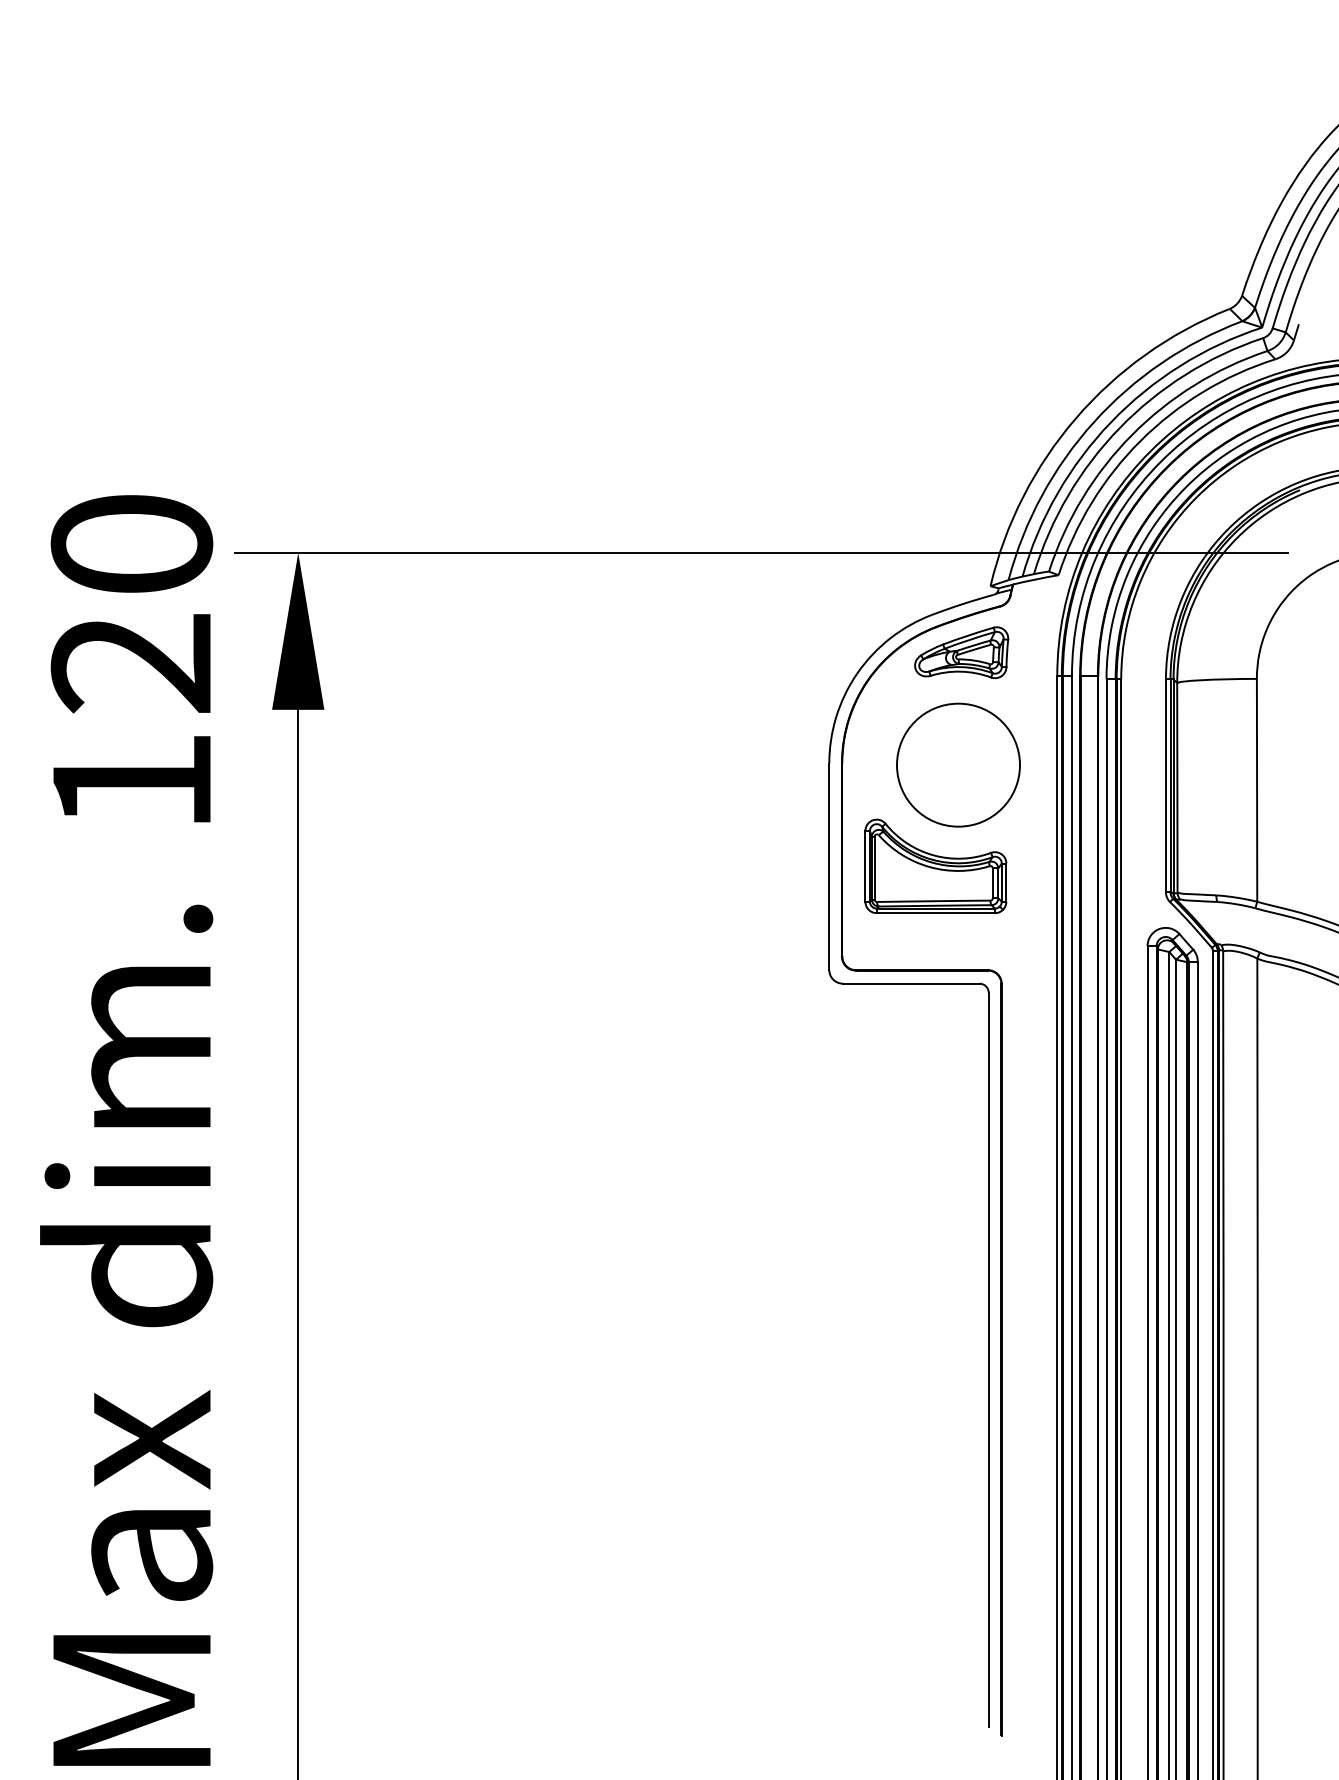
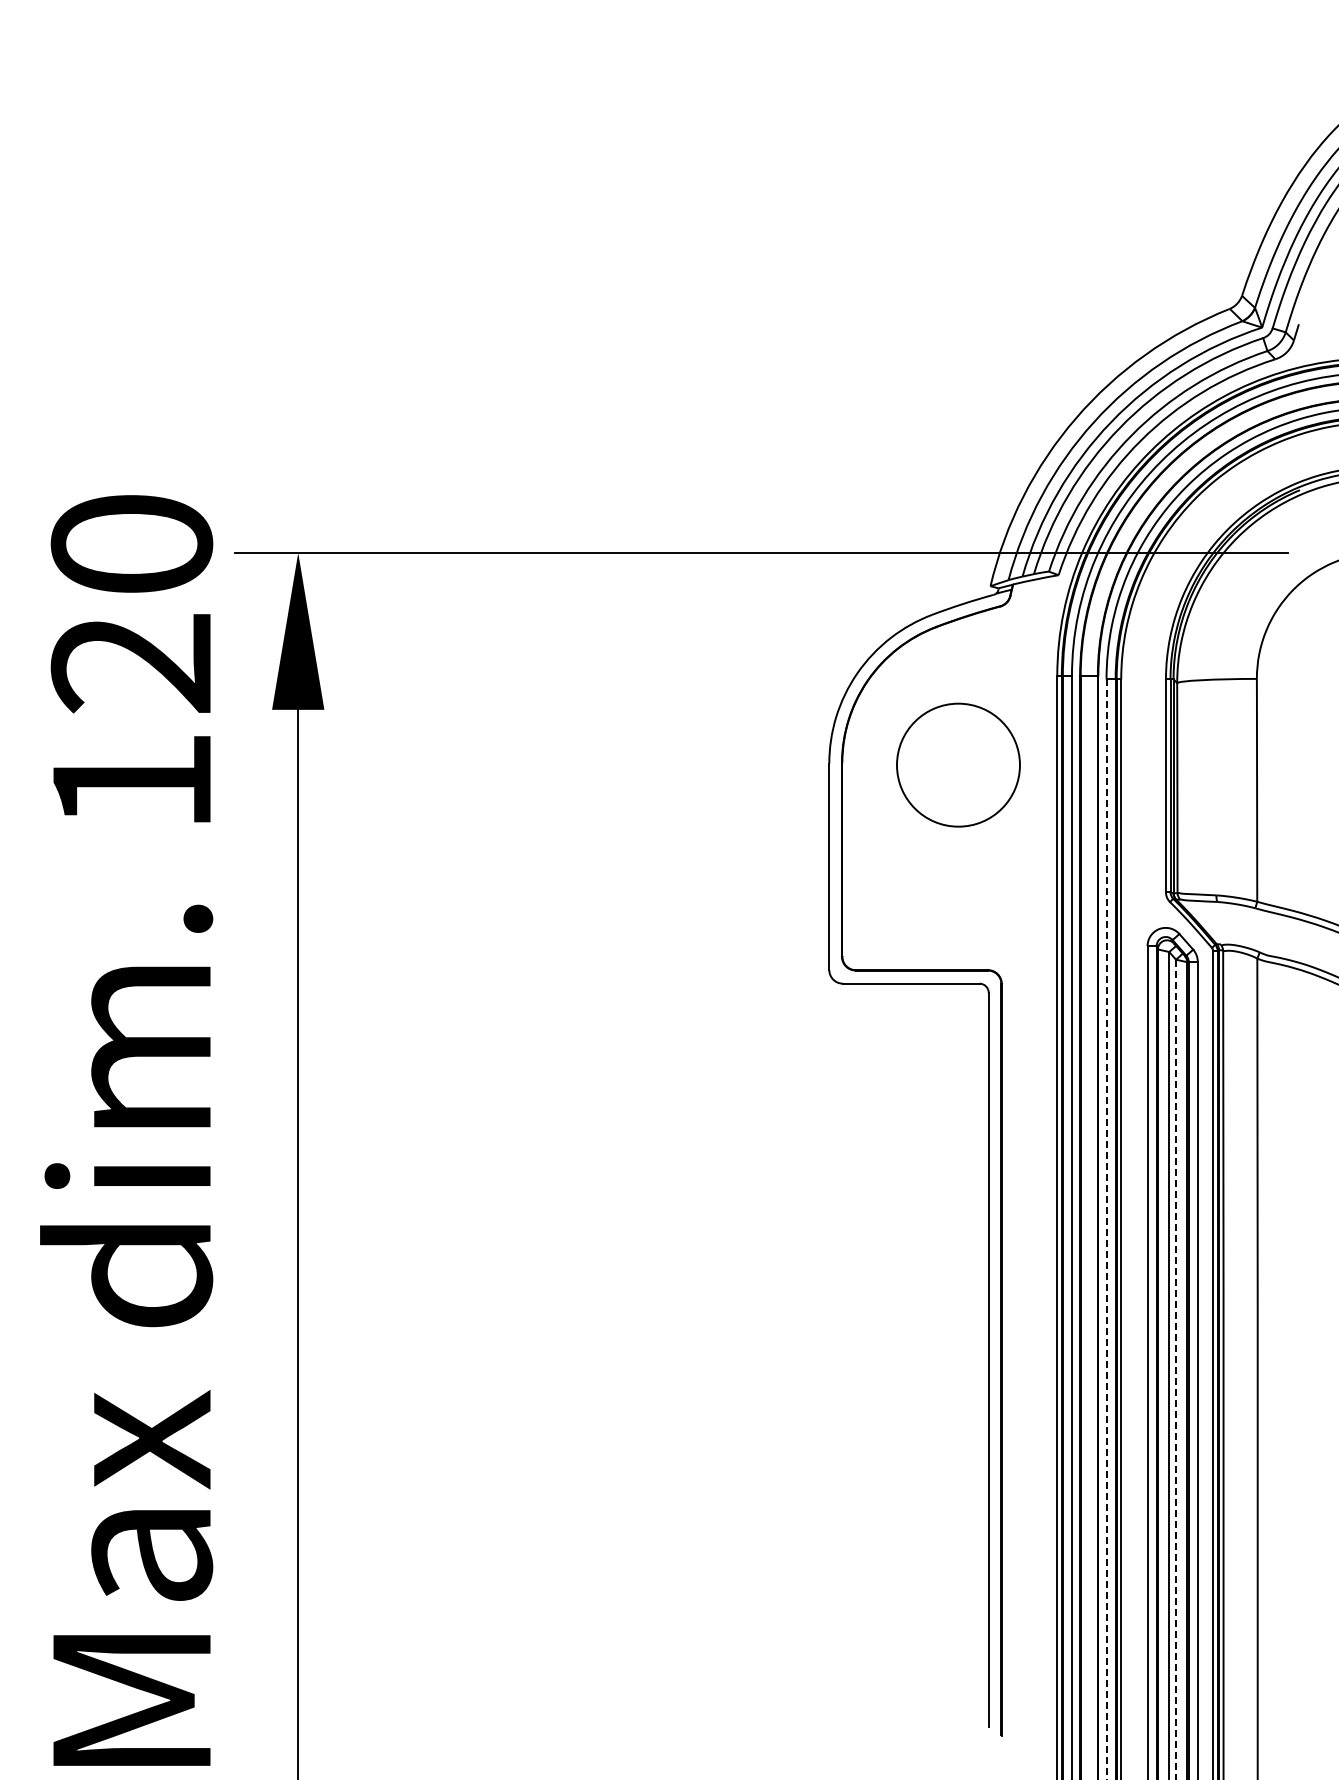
part: present -> none (961, 652)
part: present -> none (935, 866)
line: solid -> dashed (1106, 1229)
line: solid -> dashed (1176, 1369)
